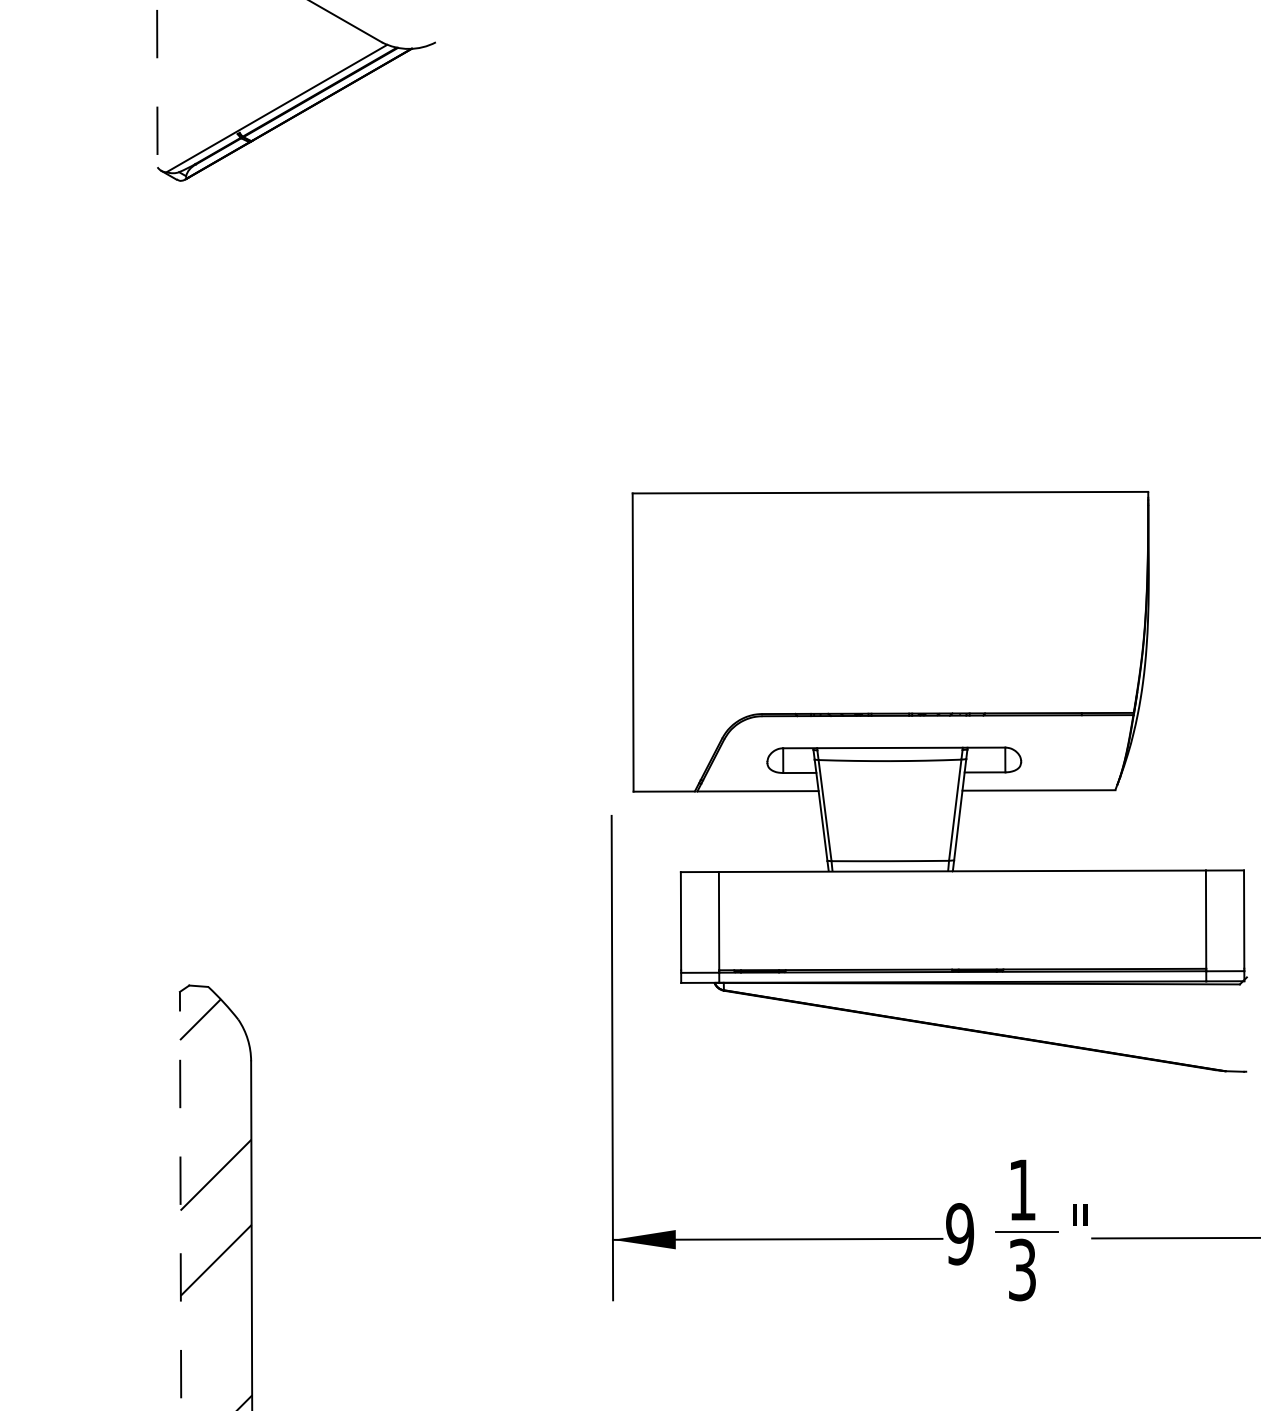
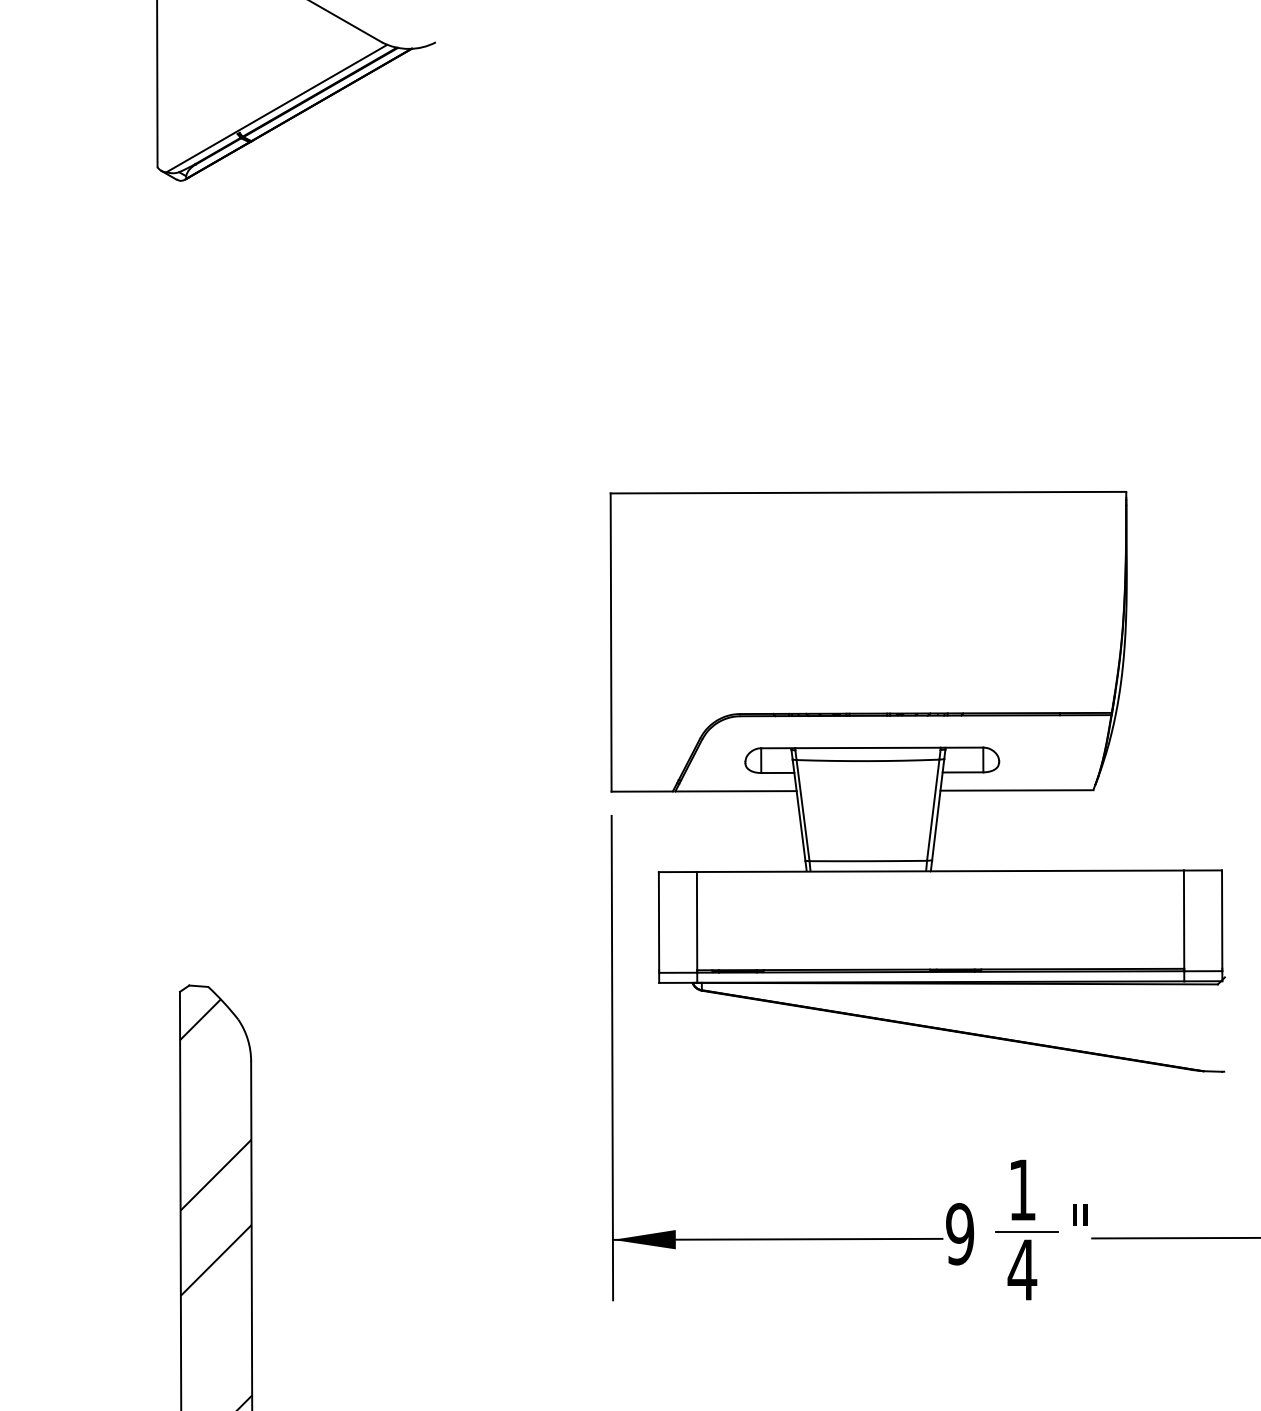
line: dashed -> solid (157, 84)
part position: (939, 781) -> (917, 781) (917, 781)
line: dashed -> solid (180, 1200)
text: 3 -> 4 (1022, 1269)
